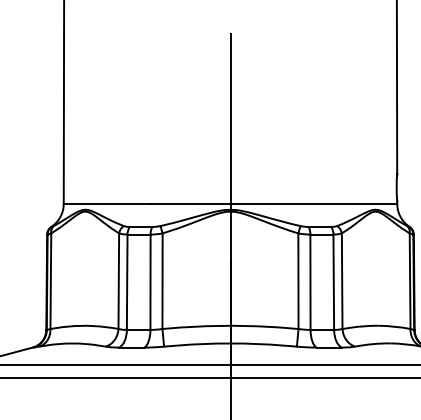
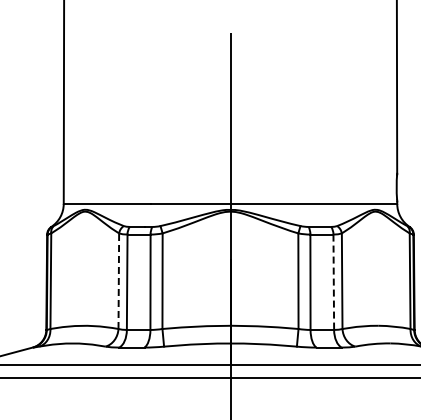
line: solid -> dashed (118, 281)
line: solid -> dashed (333, 282)
